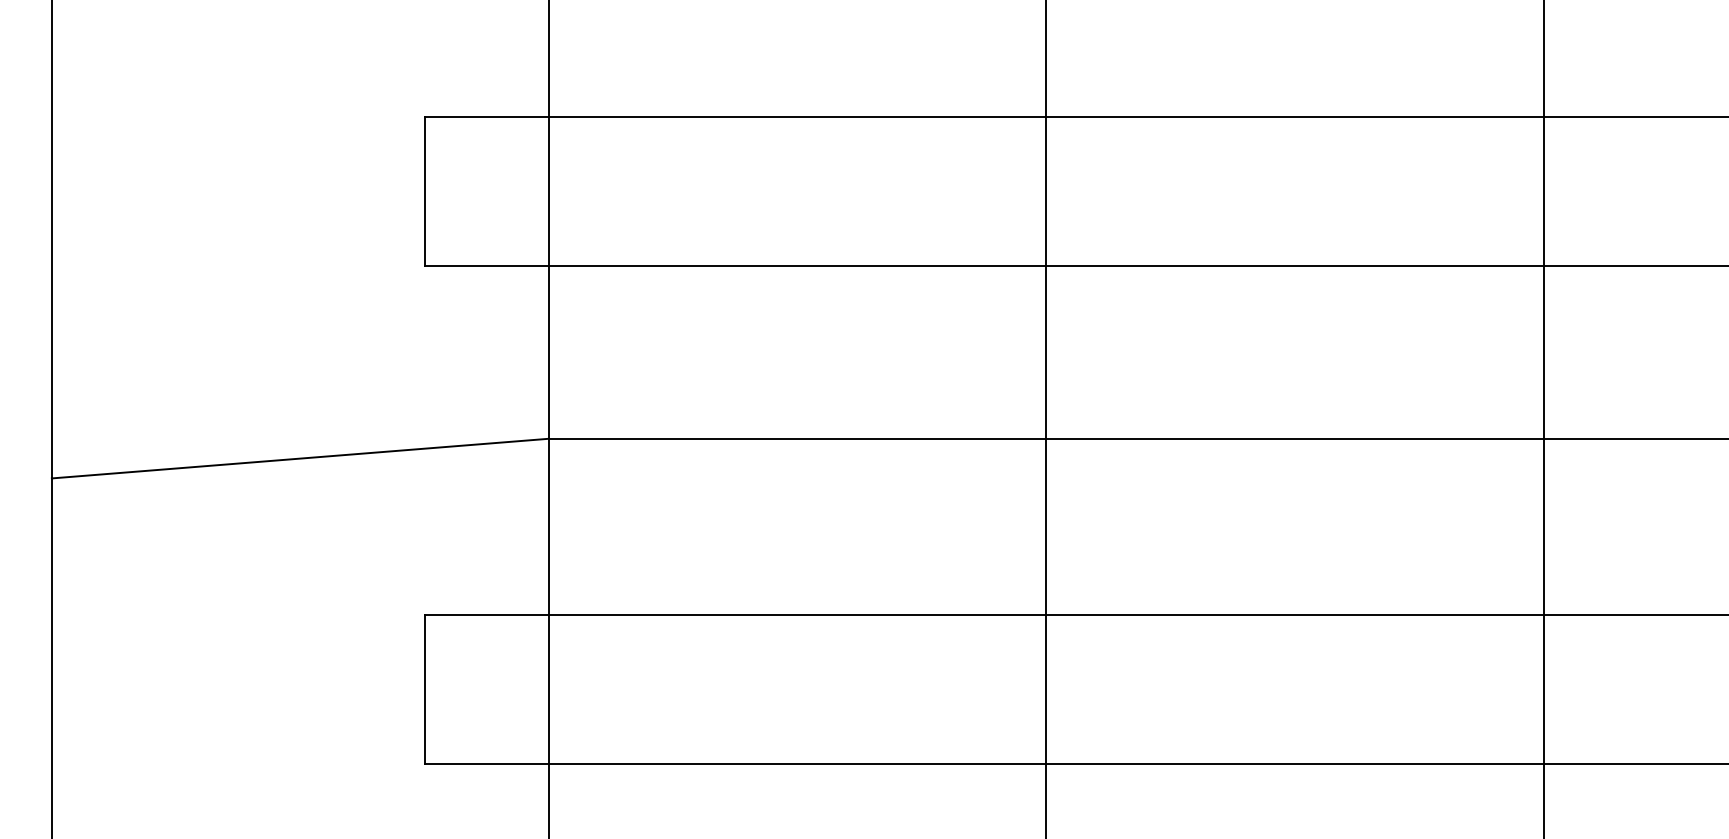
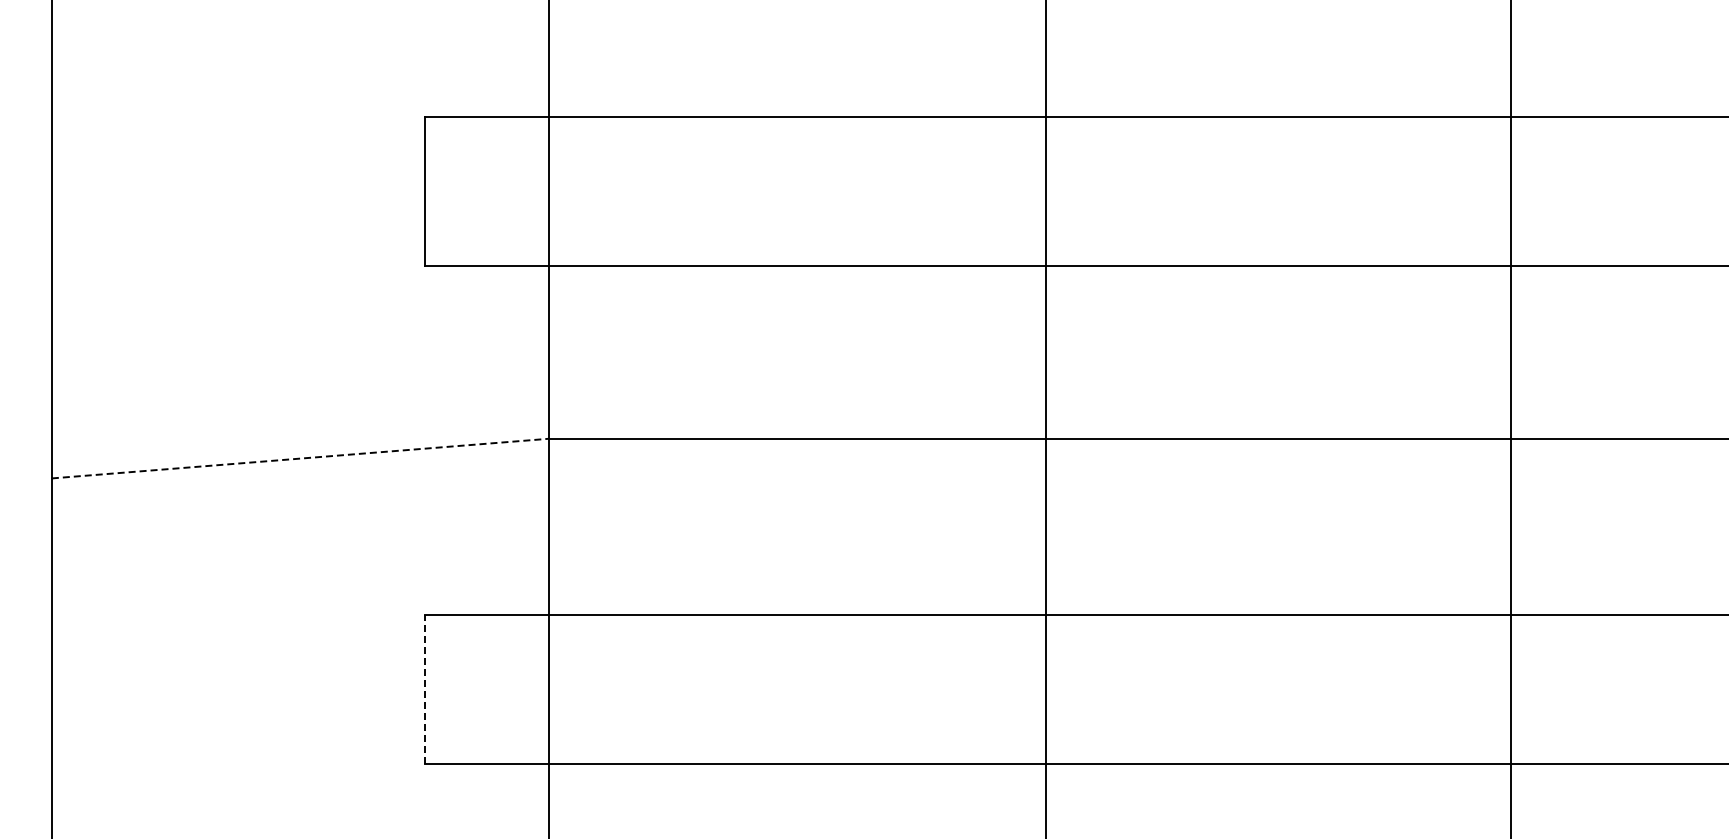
line position: (1543, 418) -> (1510, 418) (1510, 418)
line: solid -> dashed (300, 458)
line: solid -> dashed (424, 689)
